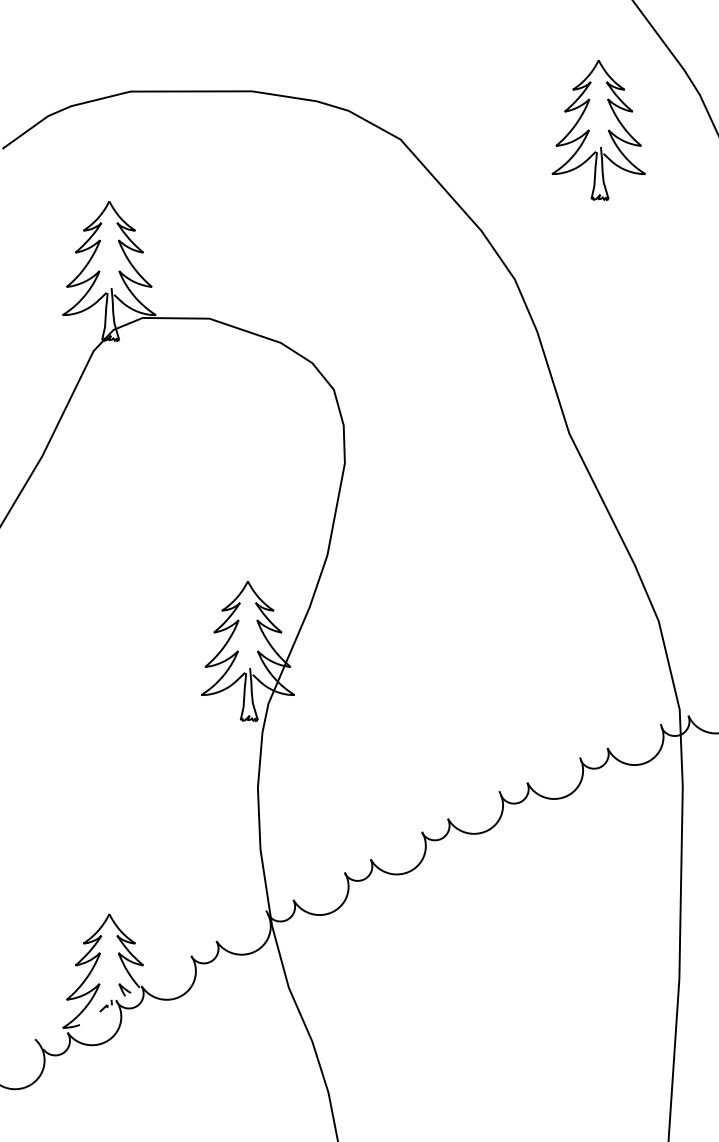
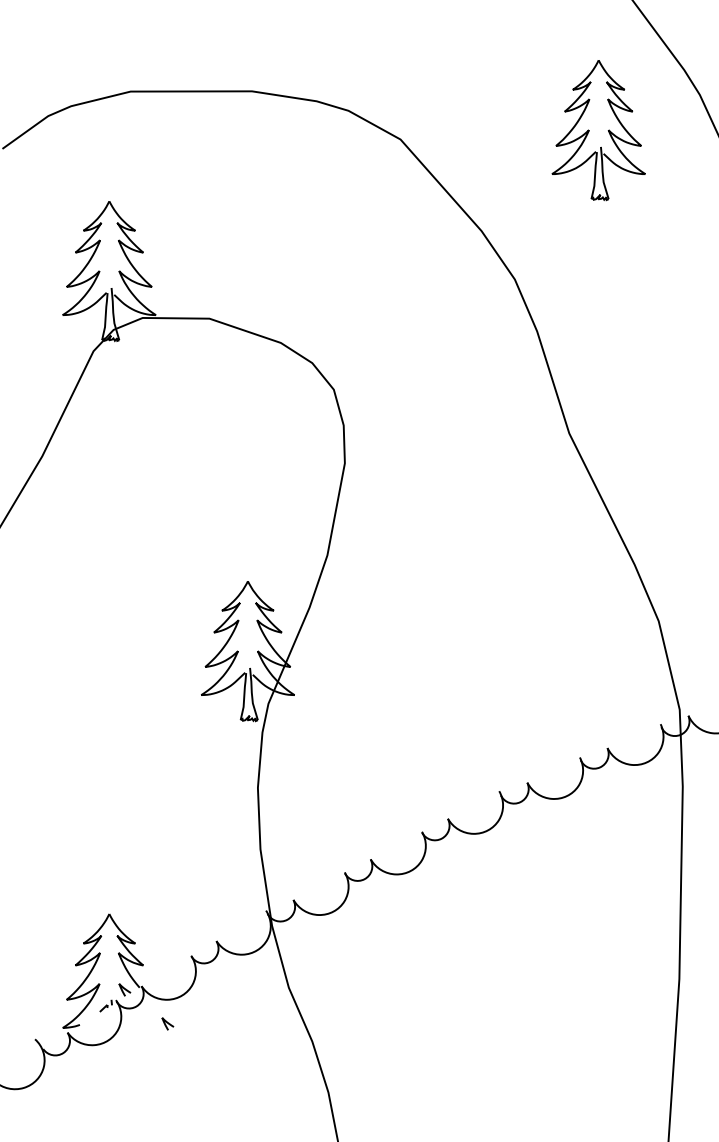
curve: none -> present (167, 1023)
